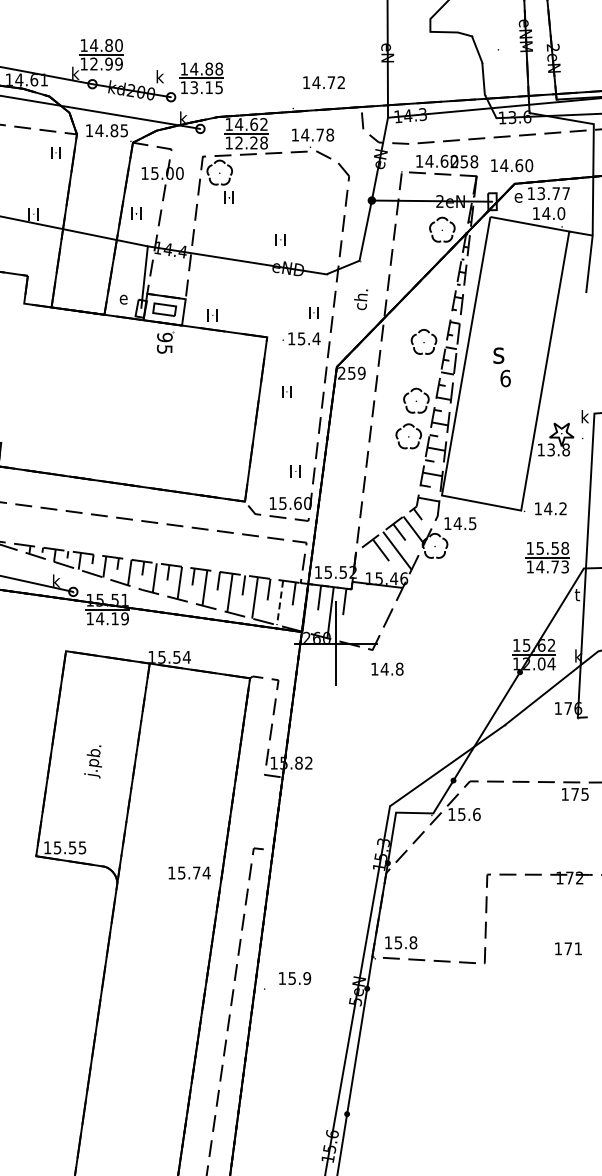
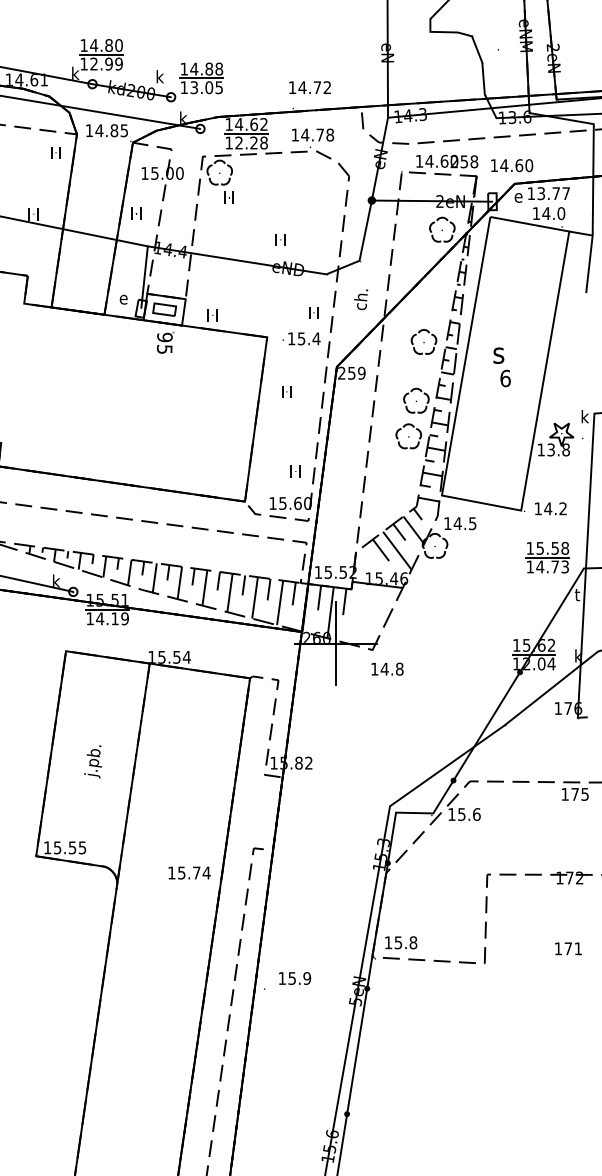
text position: (323, 82) -> (309, 87) (309, 87)
text: 13.15 -> 13.05 (209, 87)
line: dashed -> solid (280, 603)
